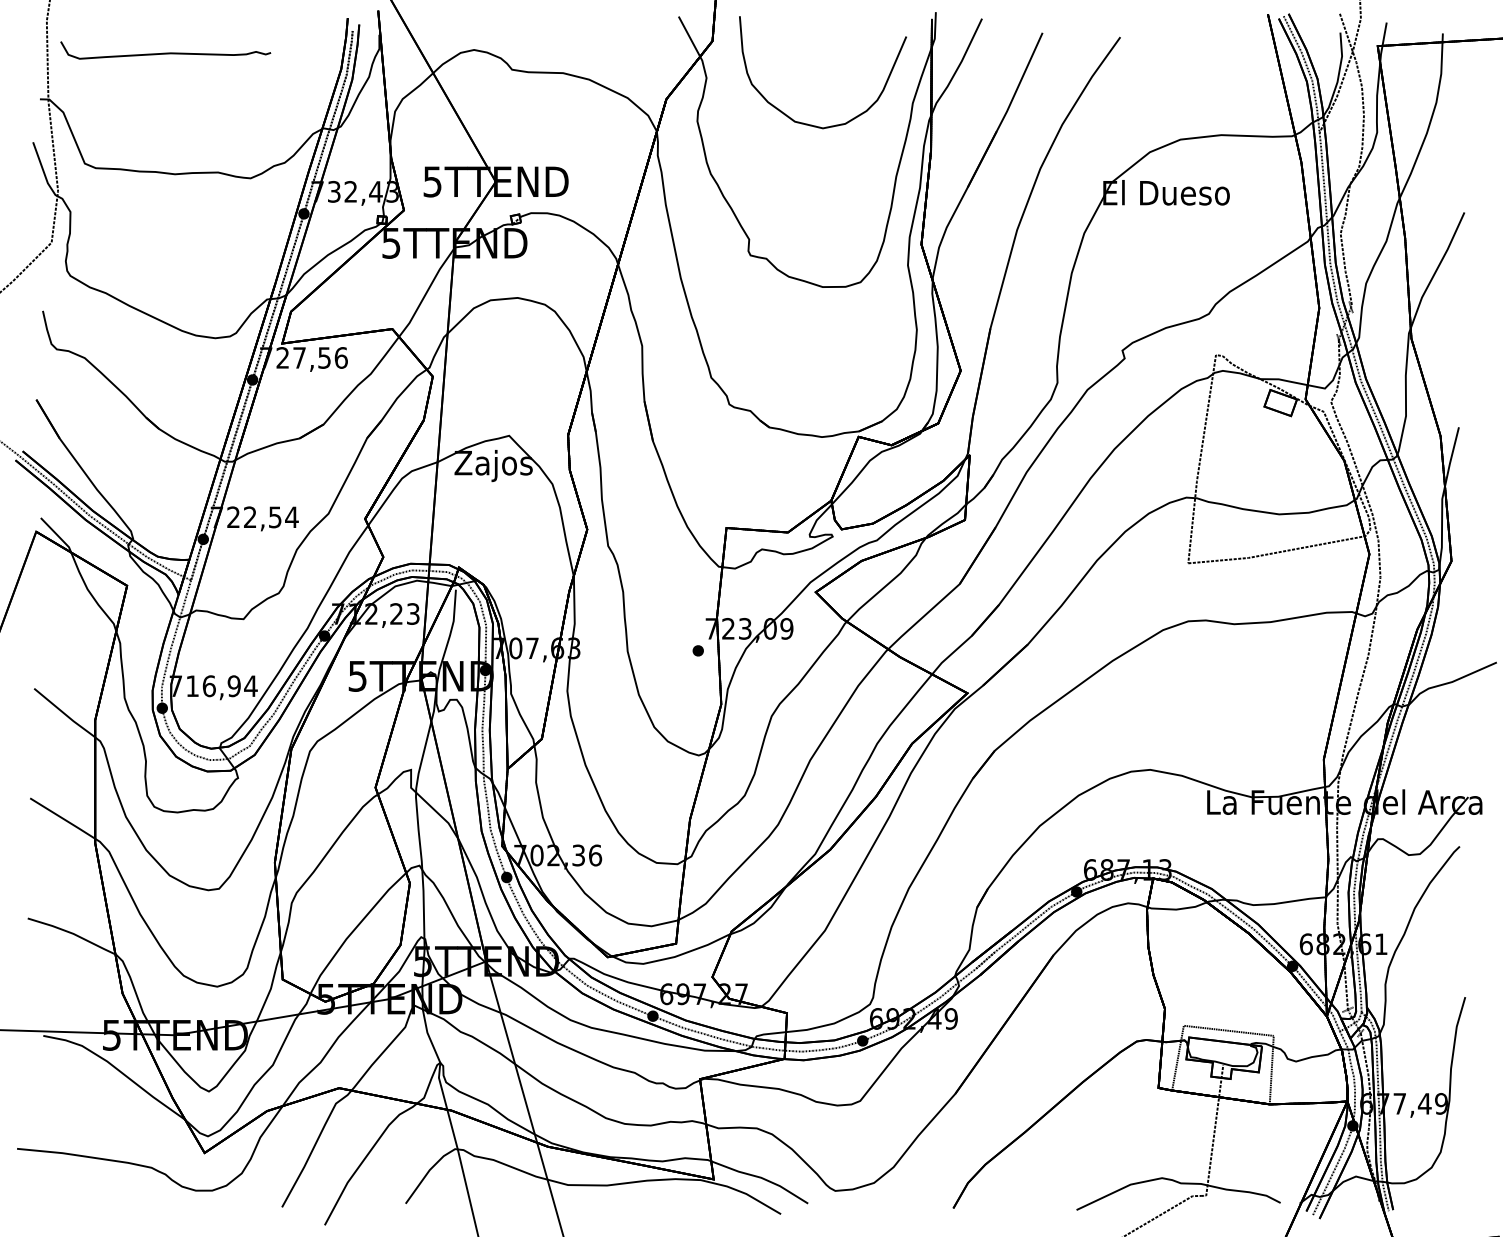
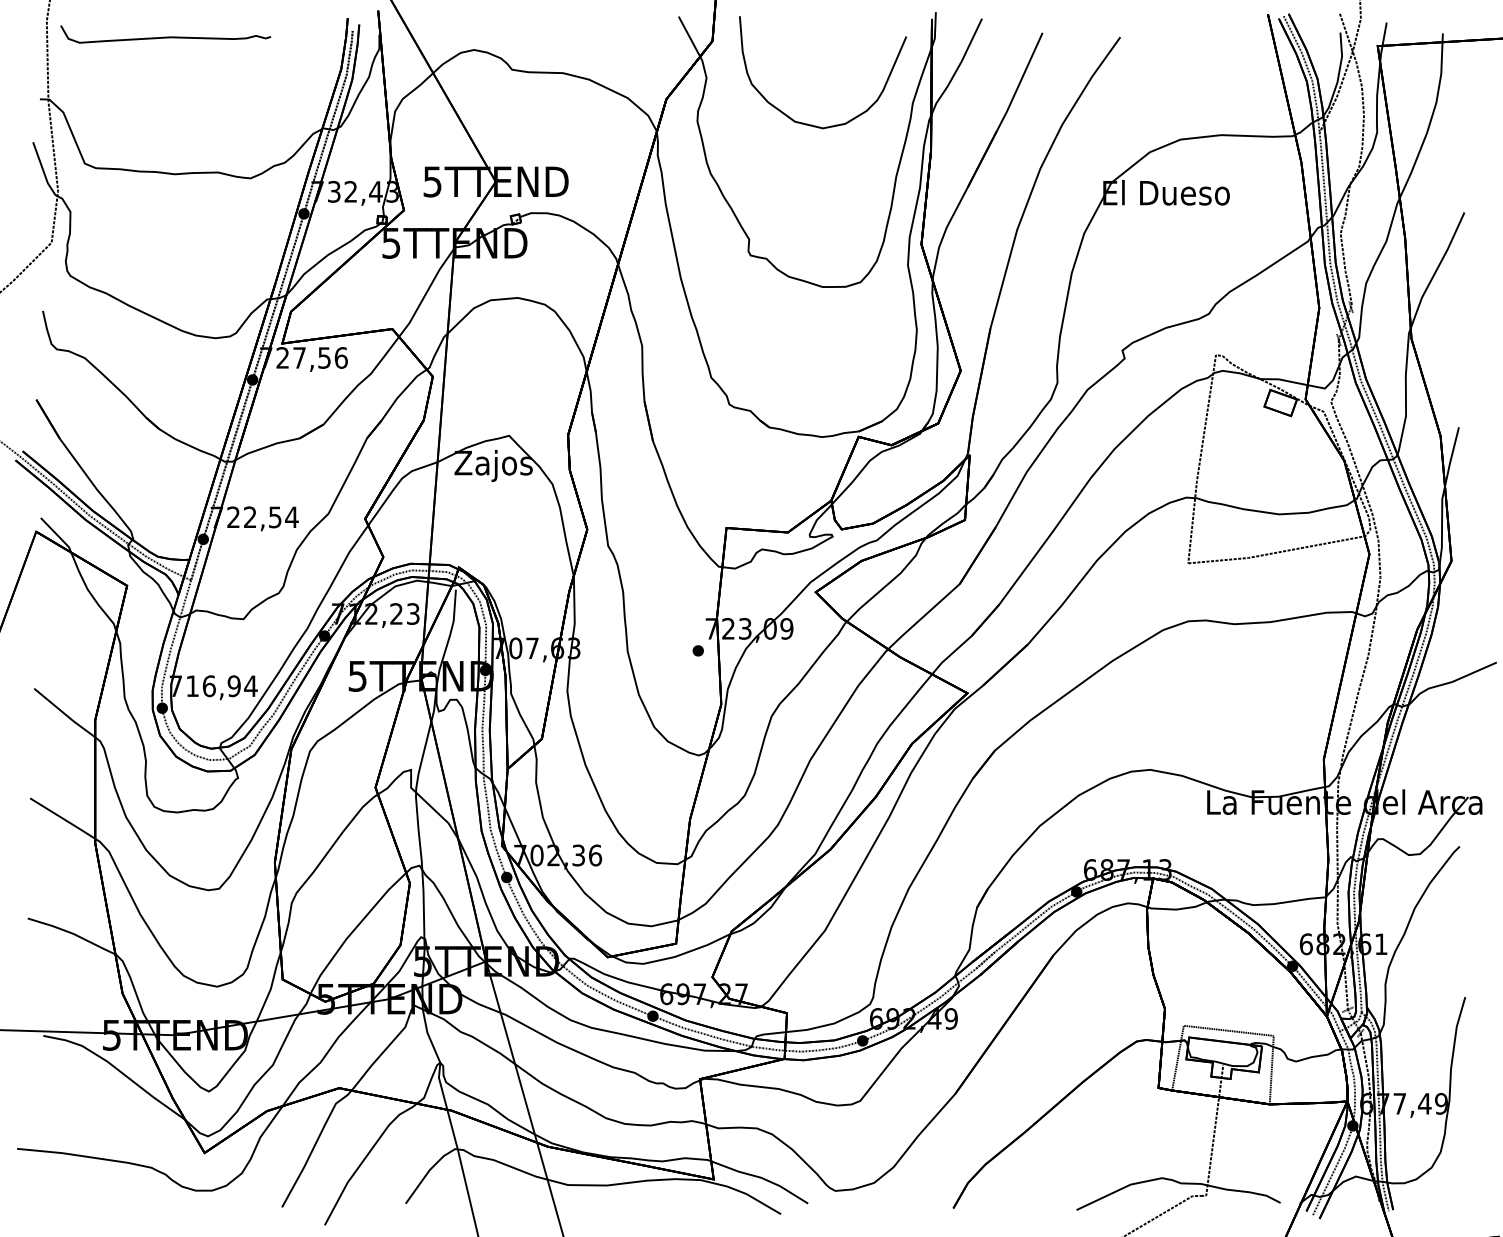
curve position: (165, 52) -> (165, 36) (165, 36)
